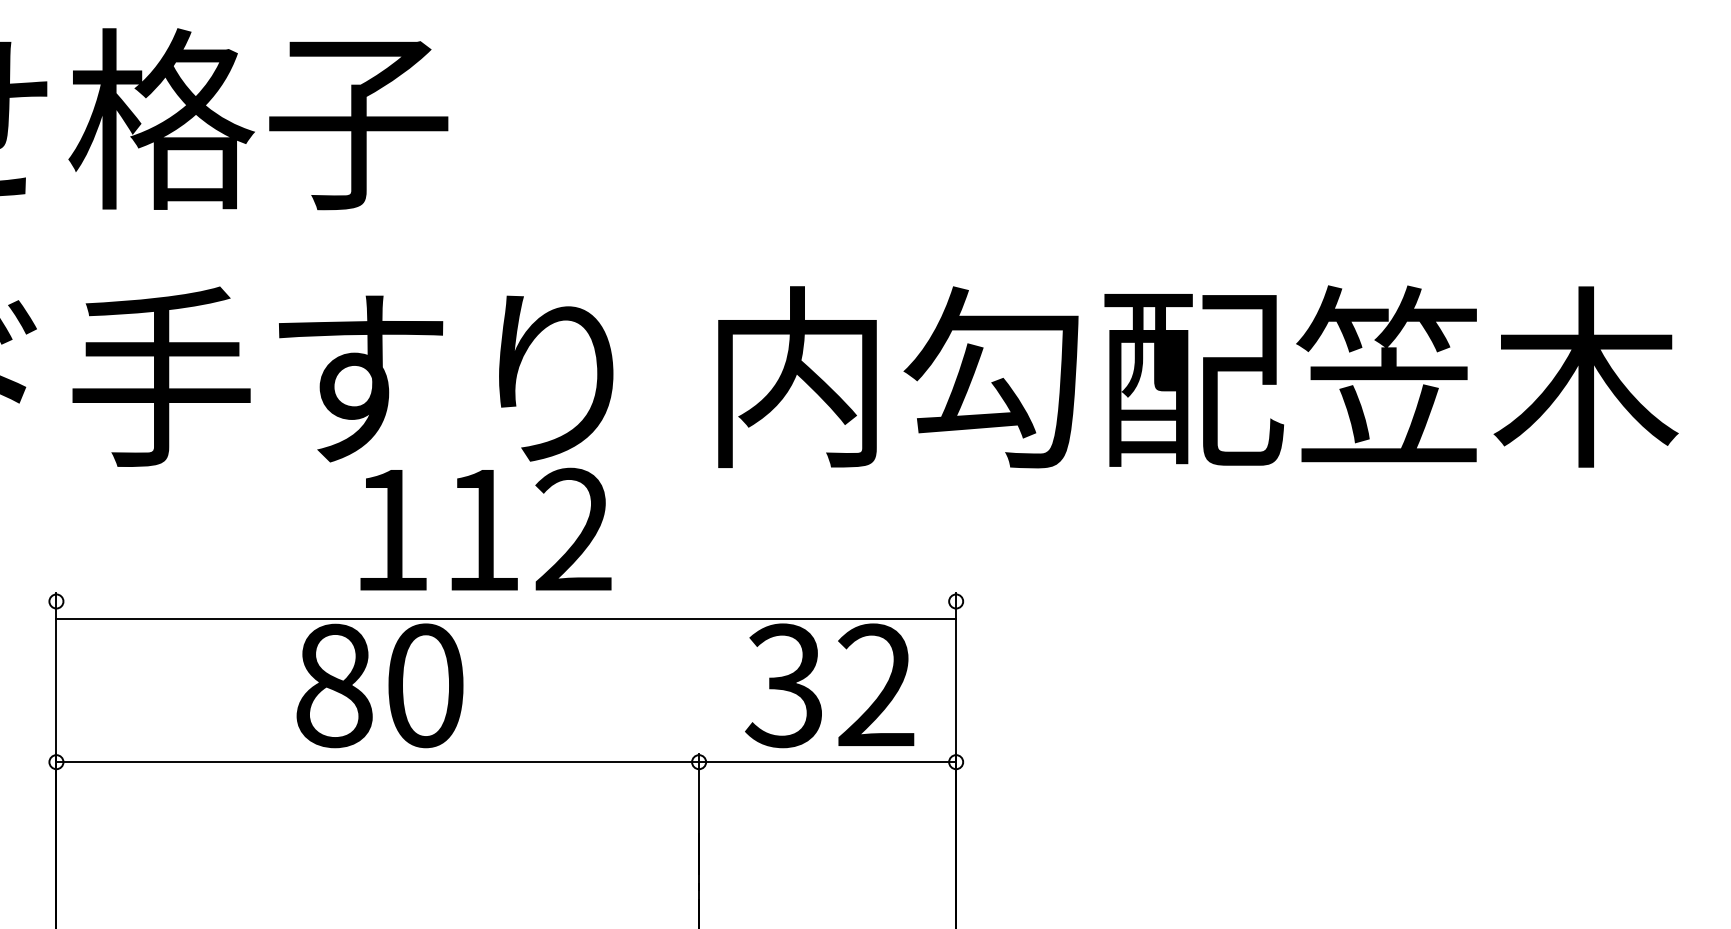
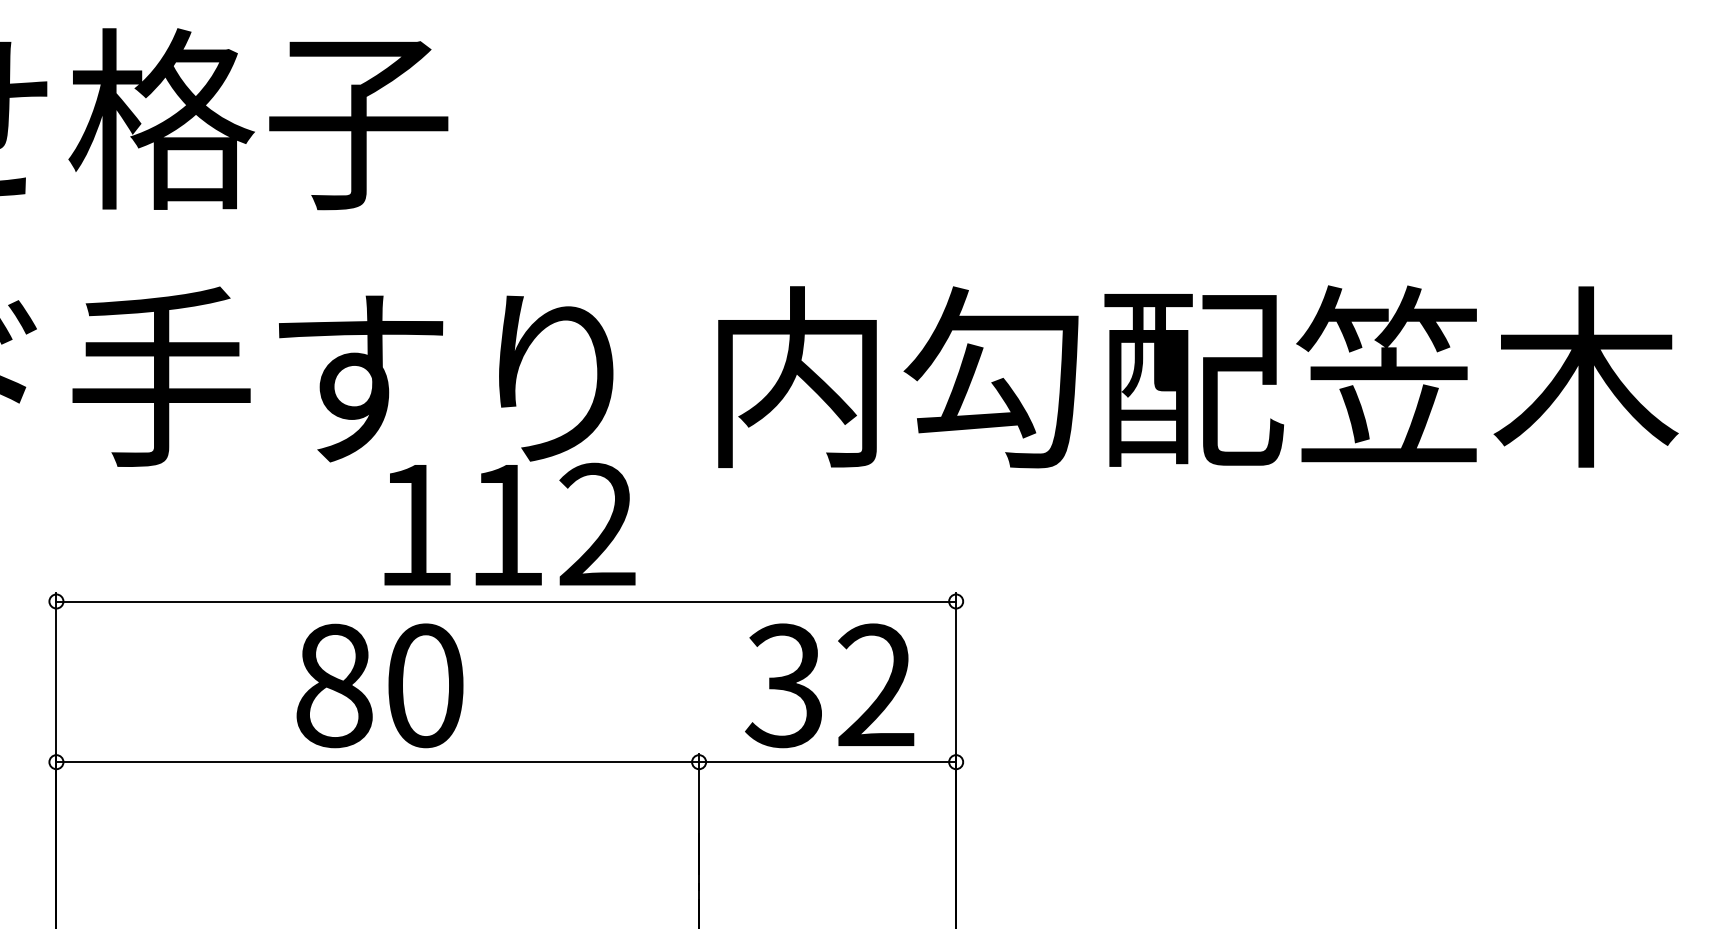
text position: (485, 528) -> (509, 523) (509, 523)
line position: (506, 618) -> (506, 601) (506, 601)
